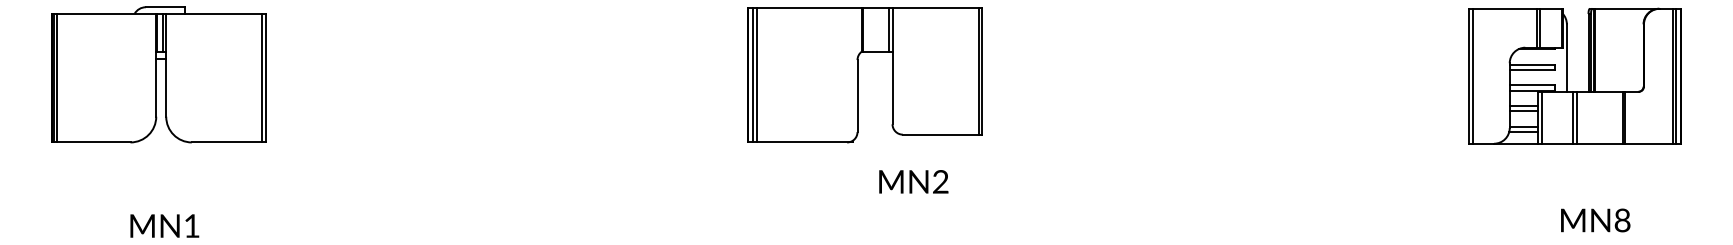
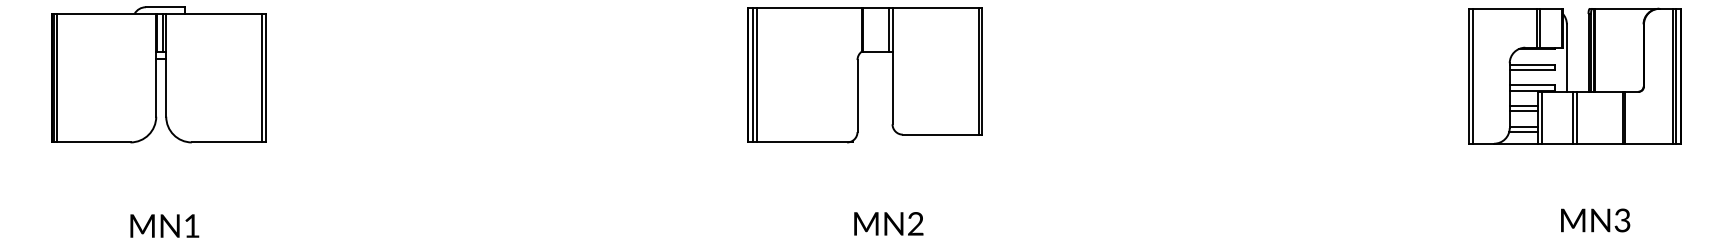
text position: (913, 181) -> (888, 223) (888, 223)
text: MN8 -> MN3 (1622, 220)
